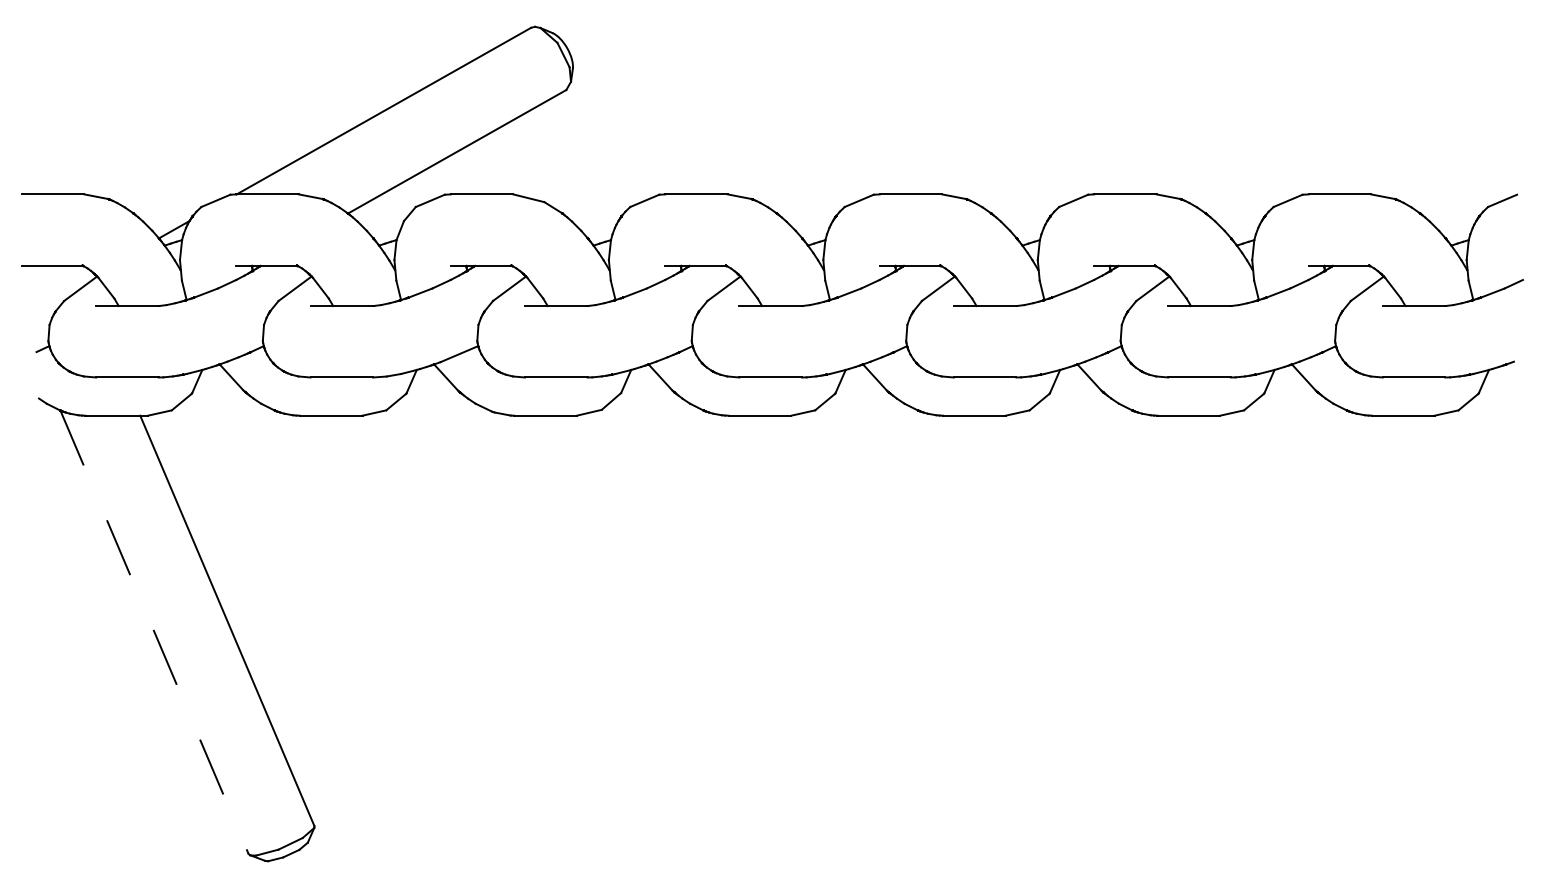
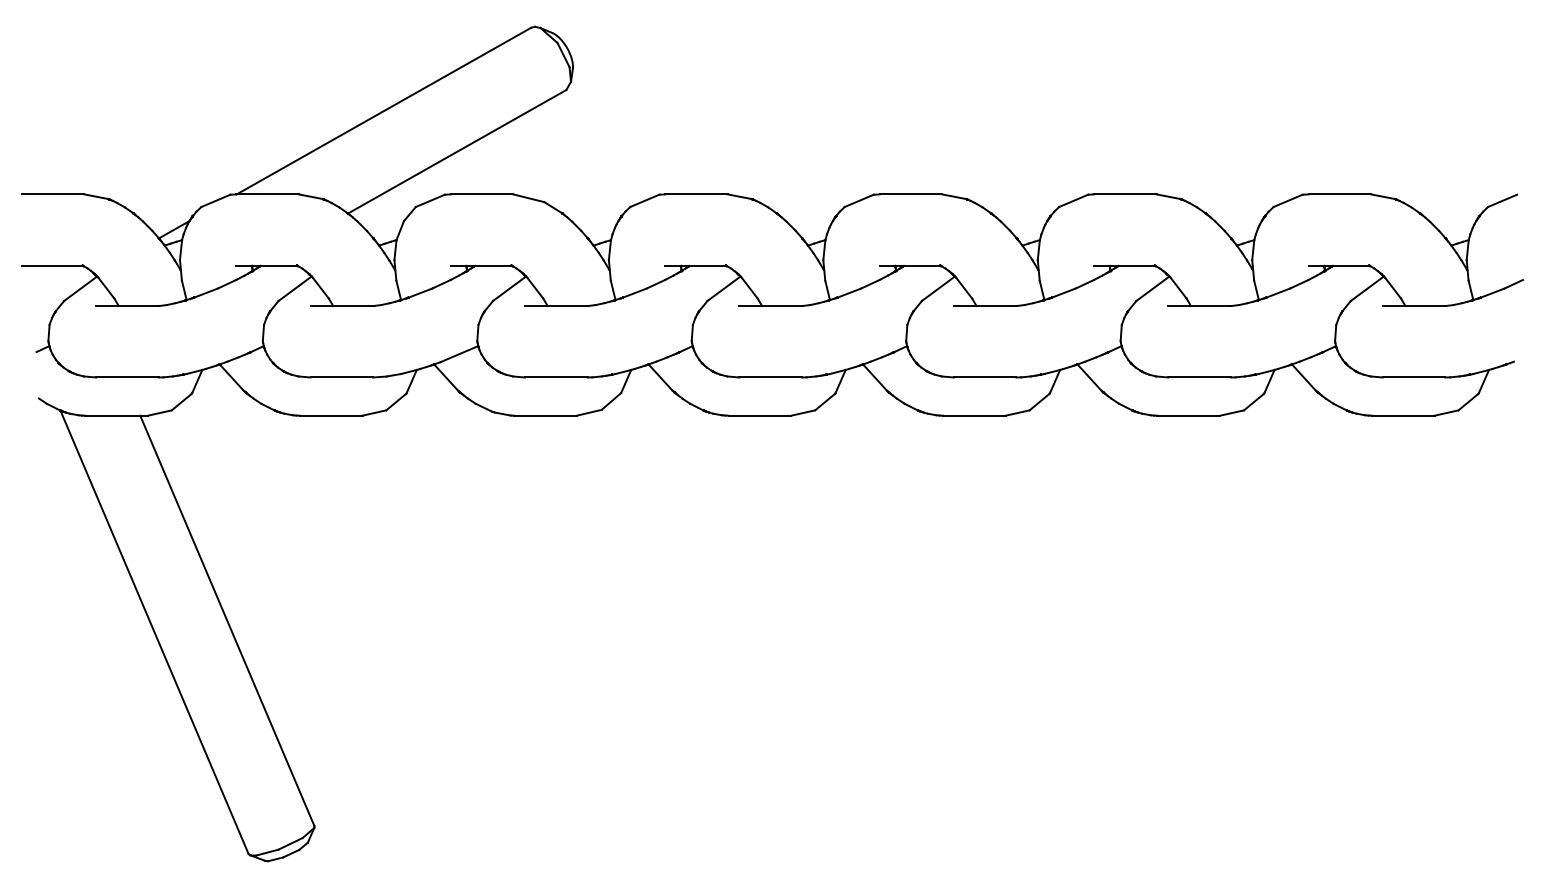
line: dashed -> solid (154, 632)
